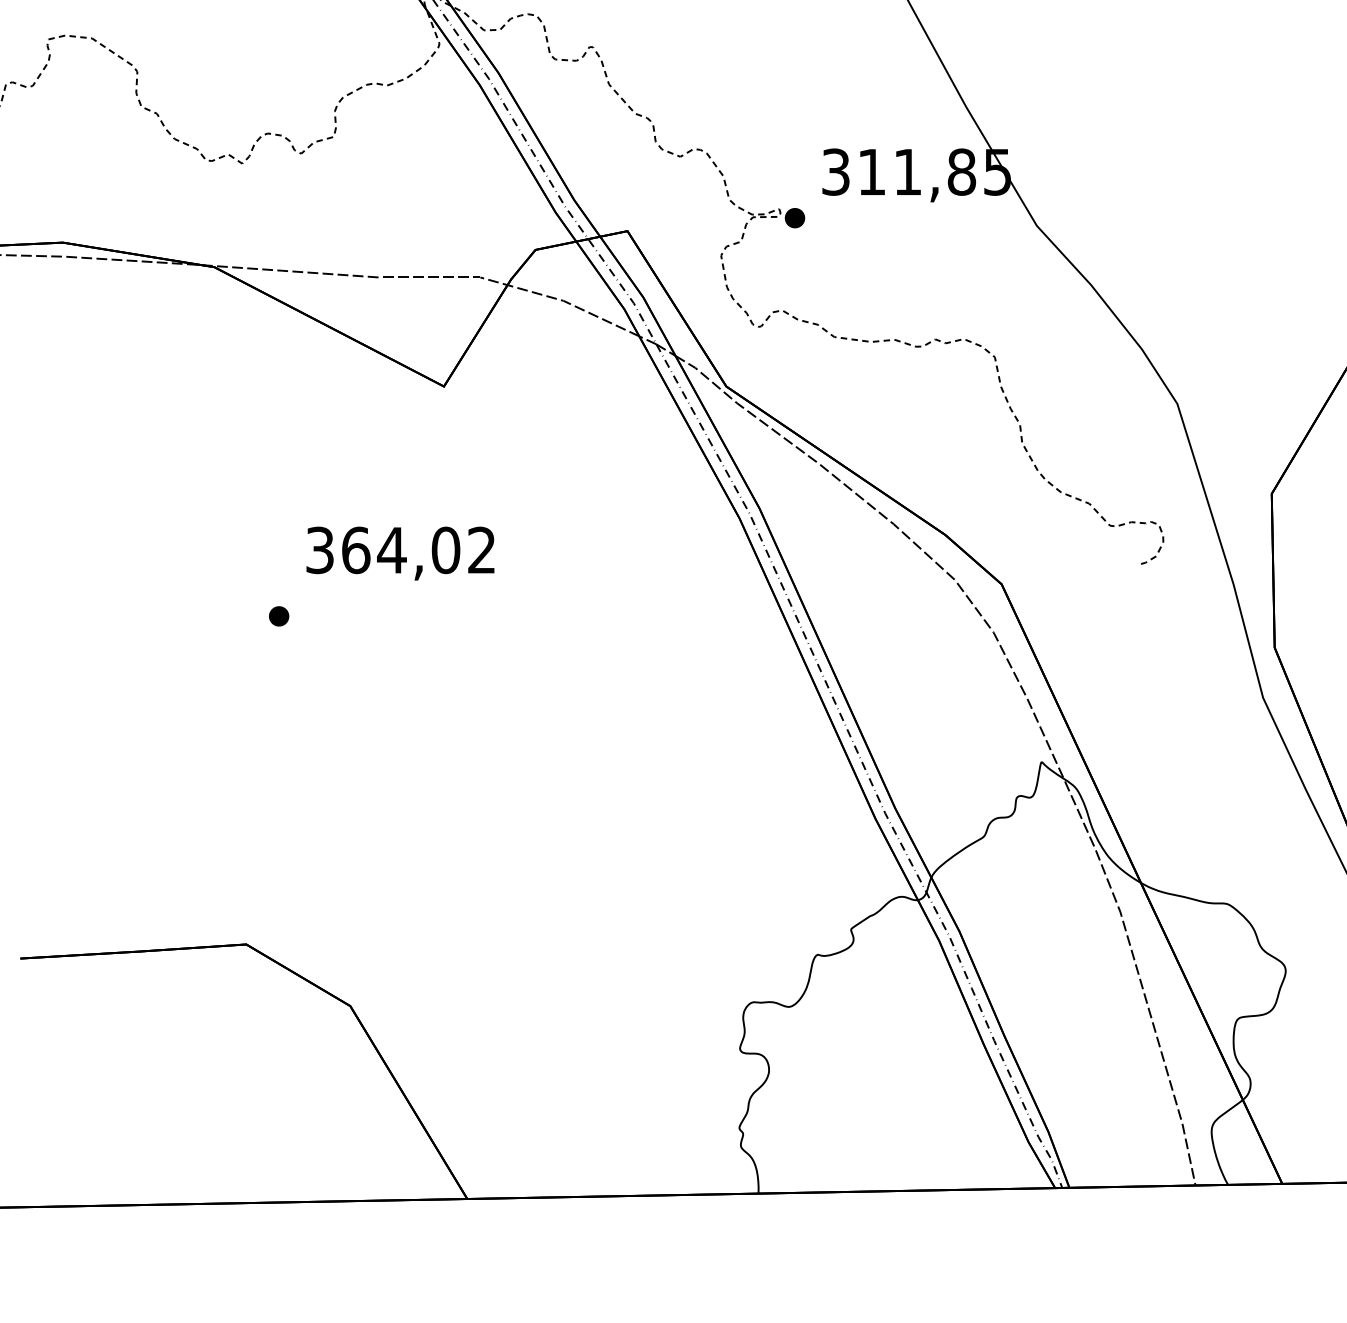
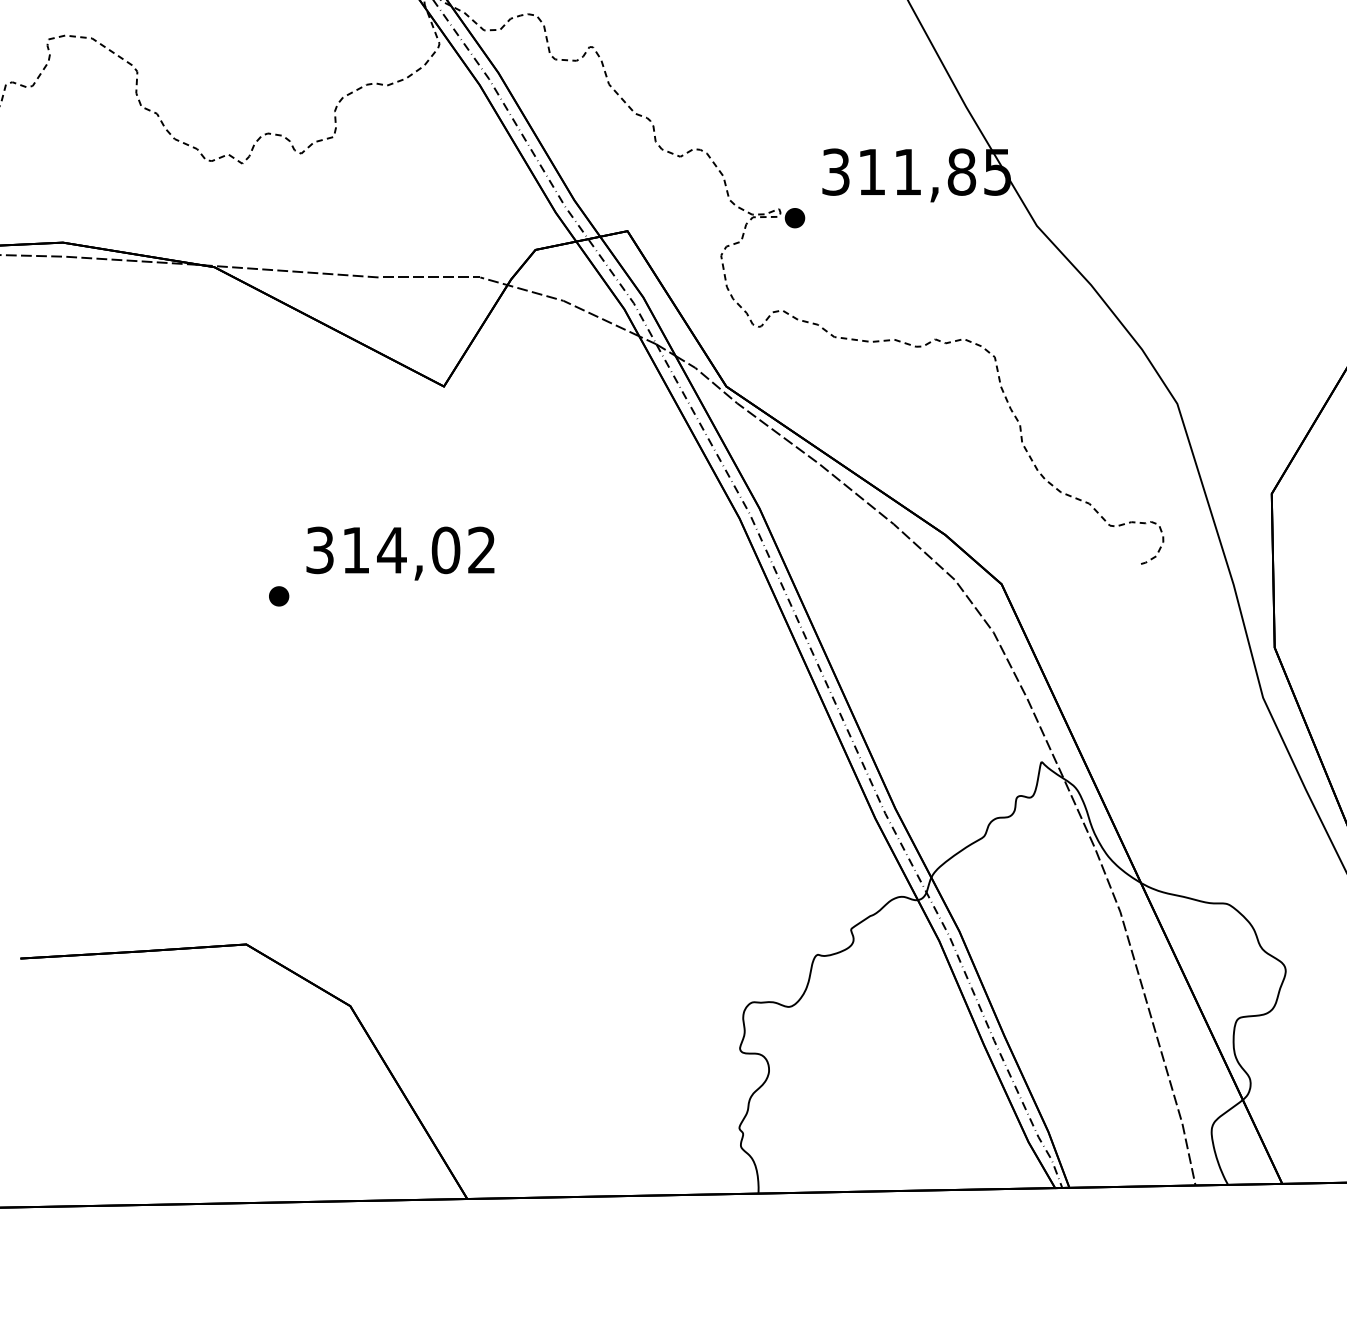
text: 364,02 -> 314,02 (356, 550)
part position: (279, 616) -> (279, 596) (279, 596)
